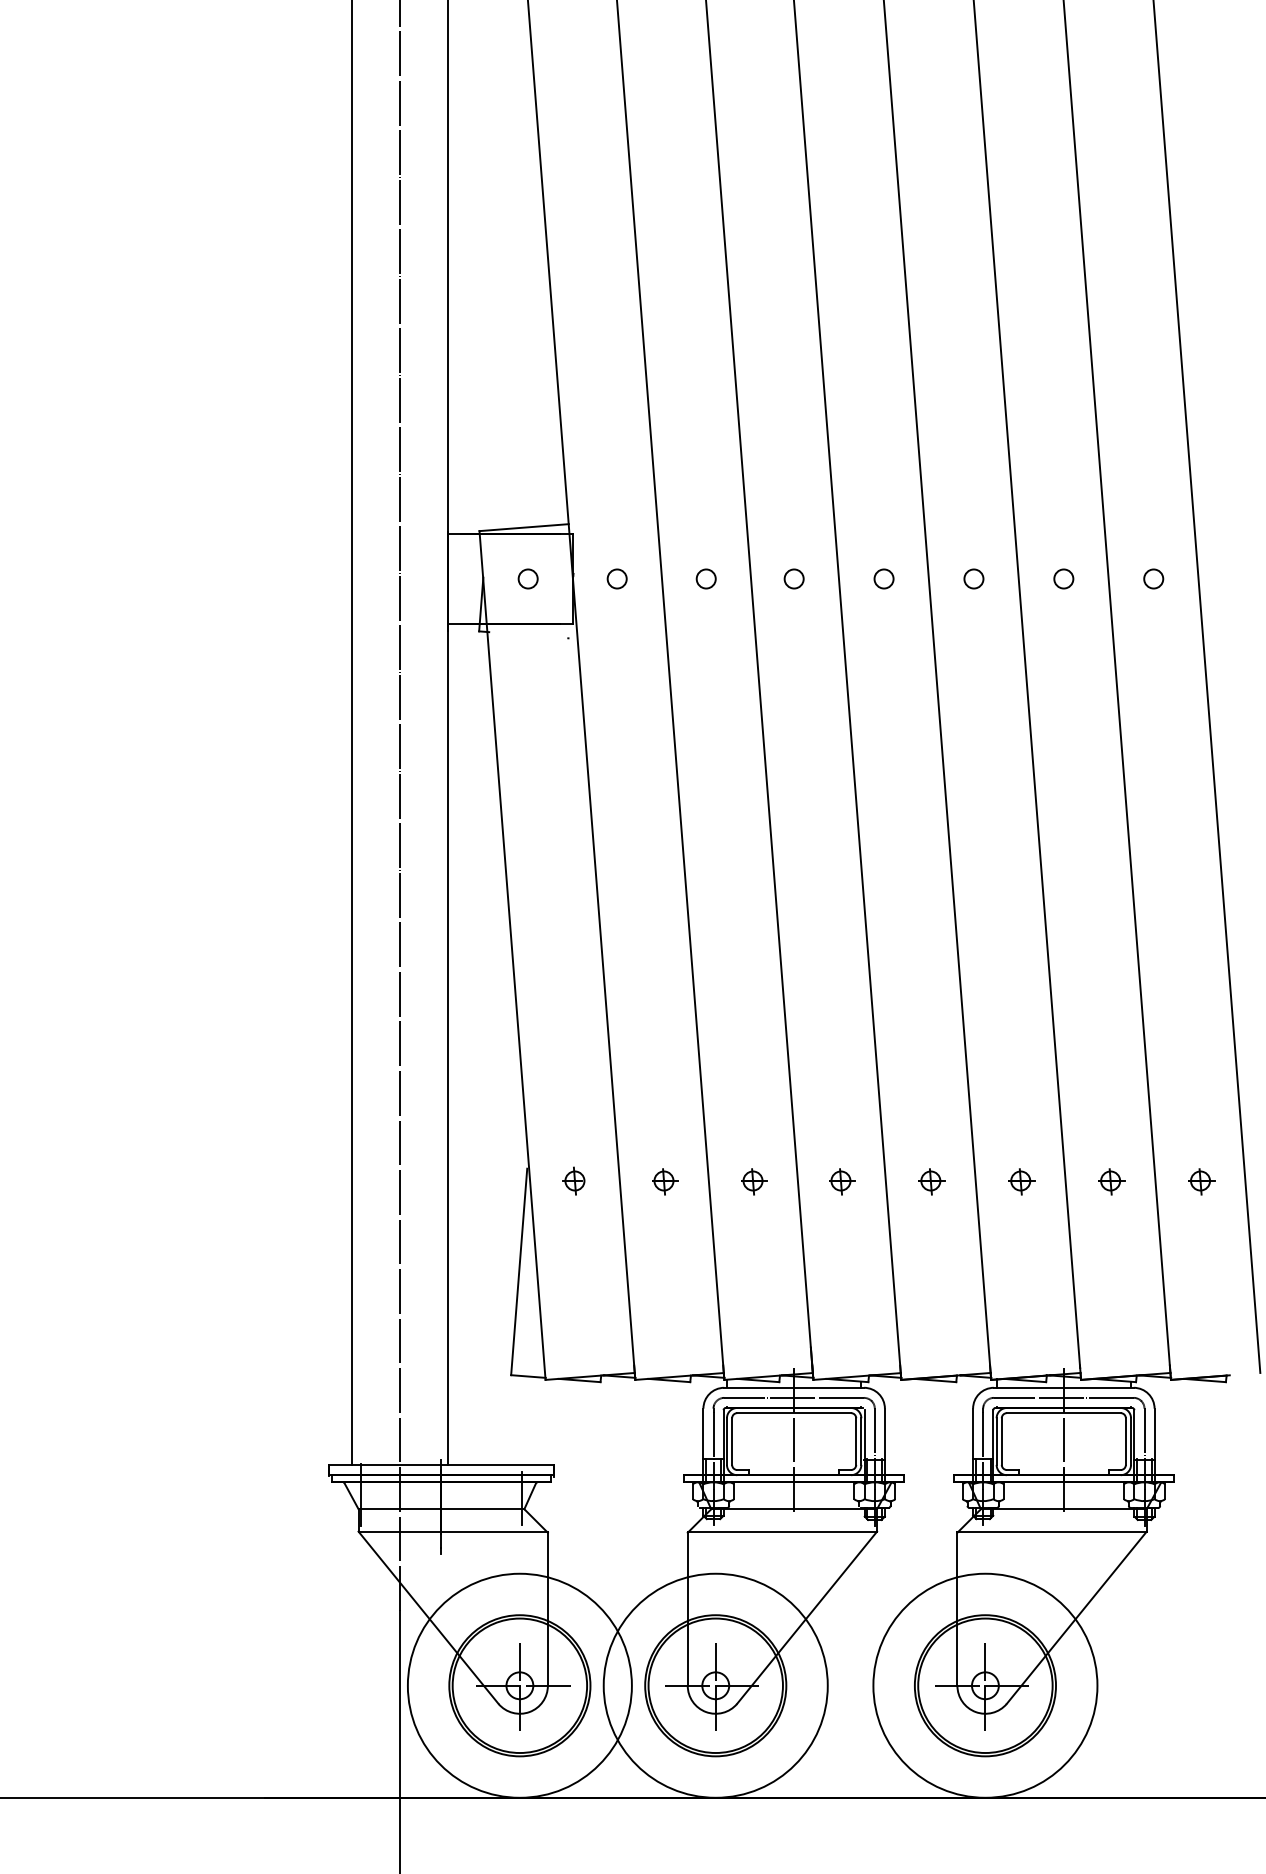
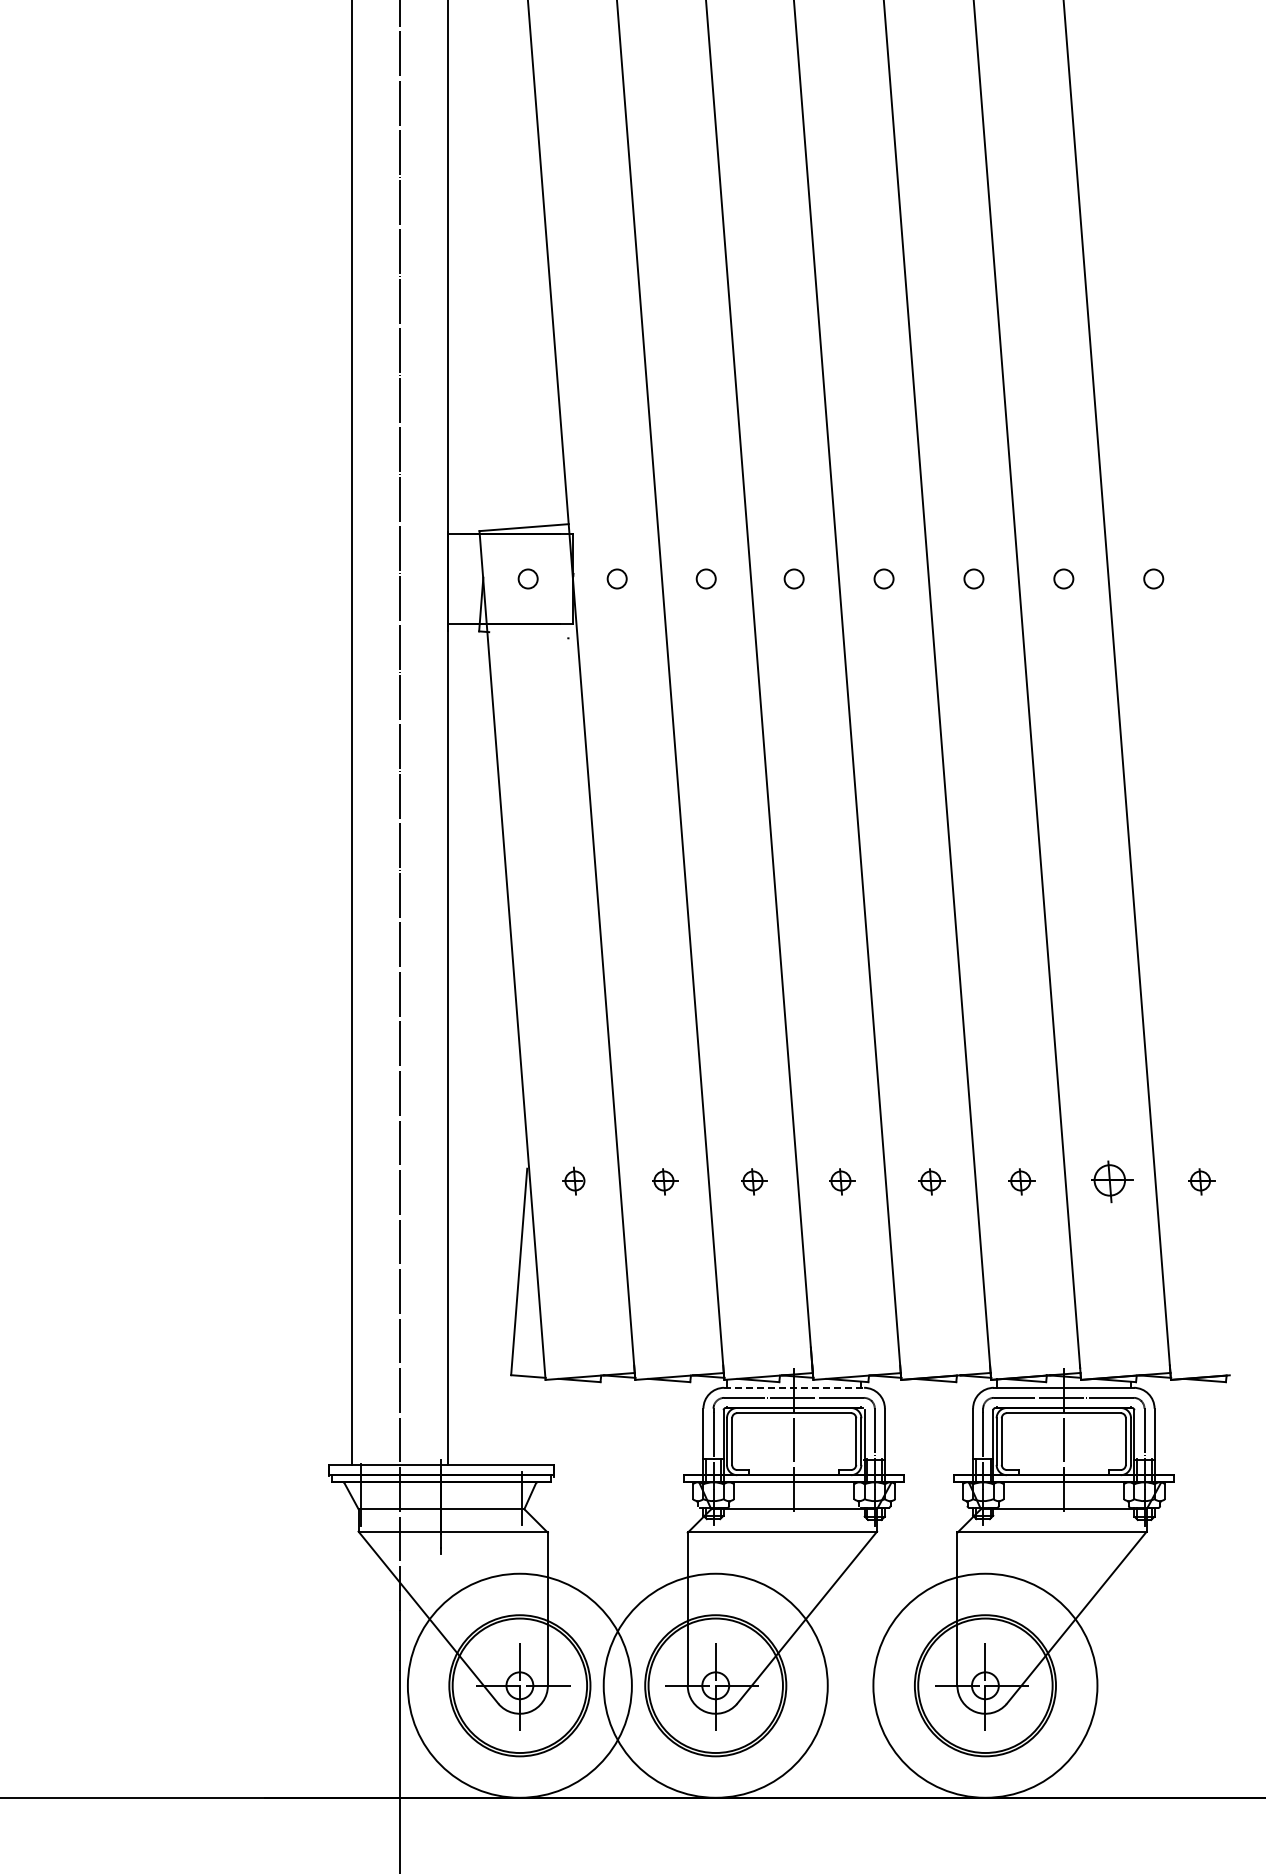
line: present -> none (1206, 687)
part size: 28x28 px -> 43x44 px (1112, 1181)
line: solid -> dashed (794, 1387)
